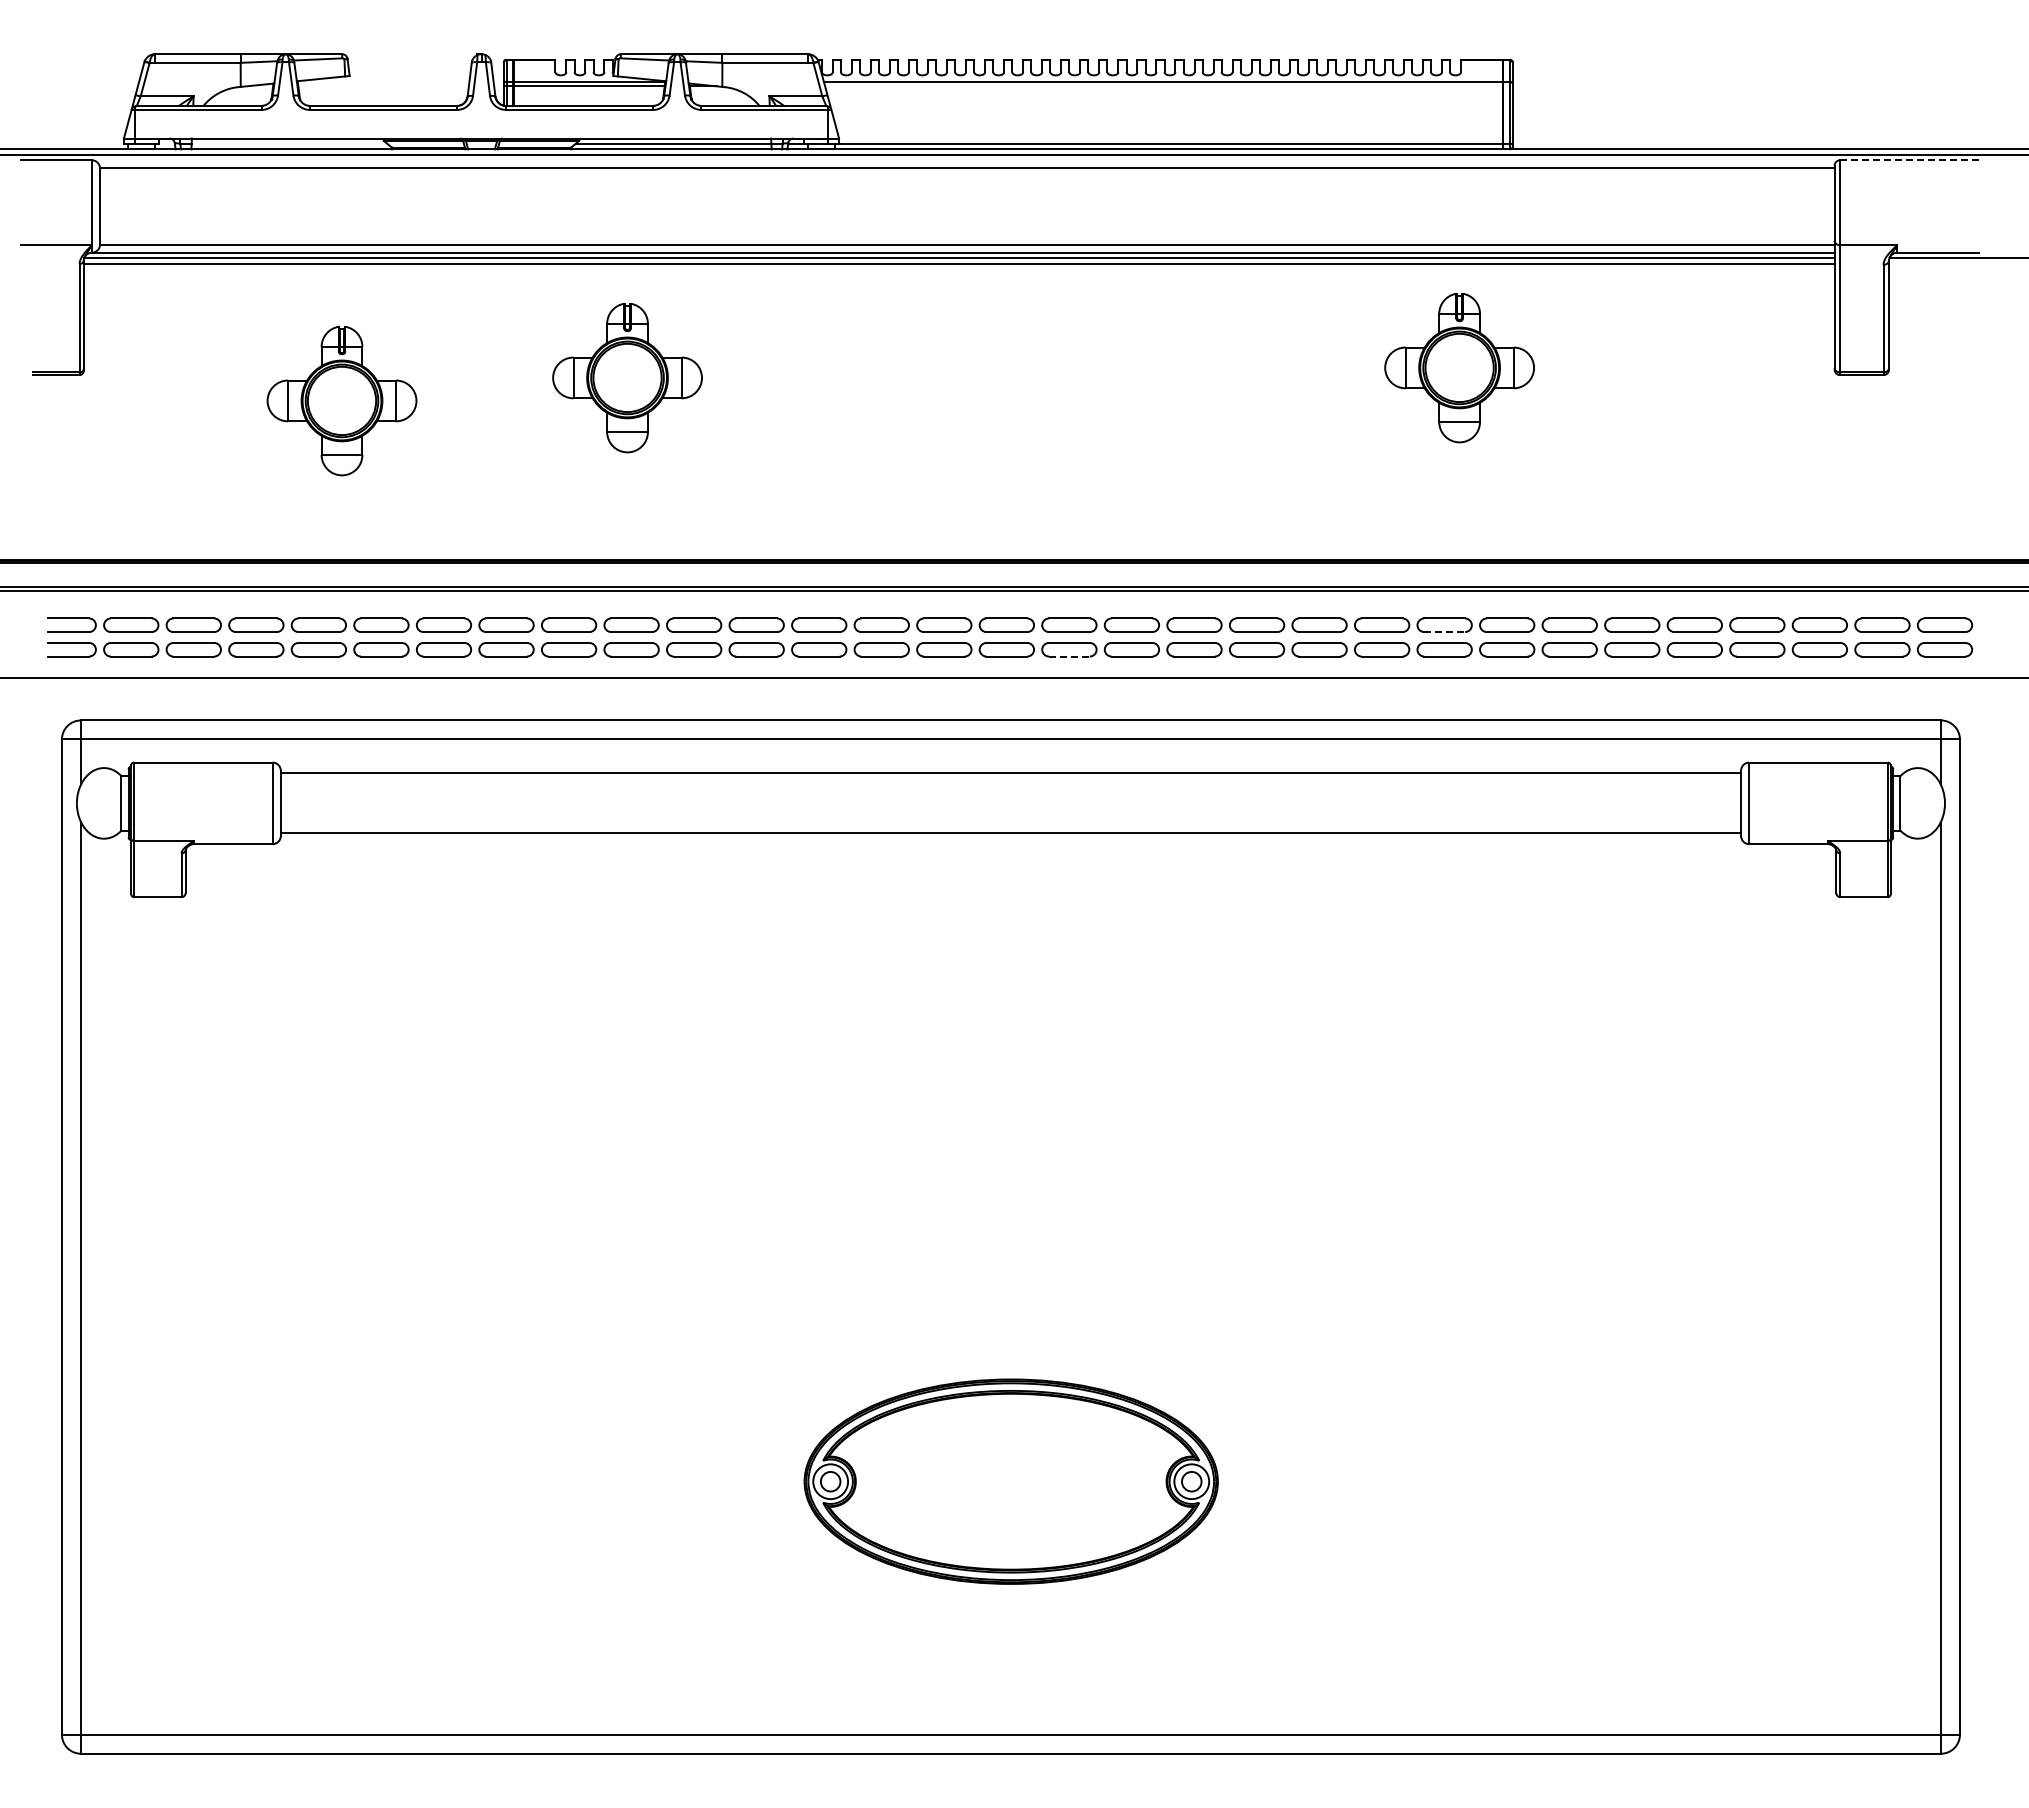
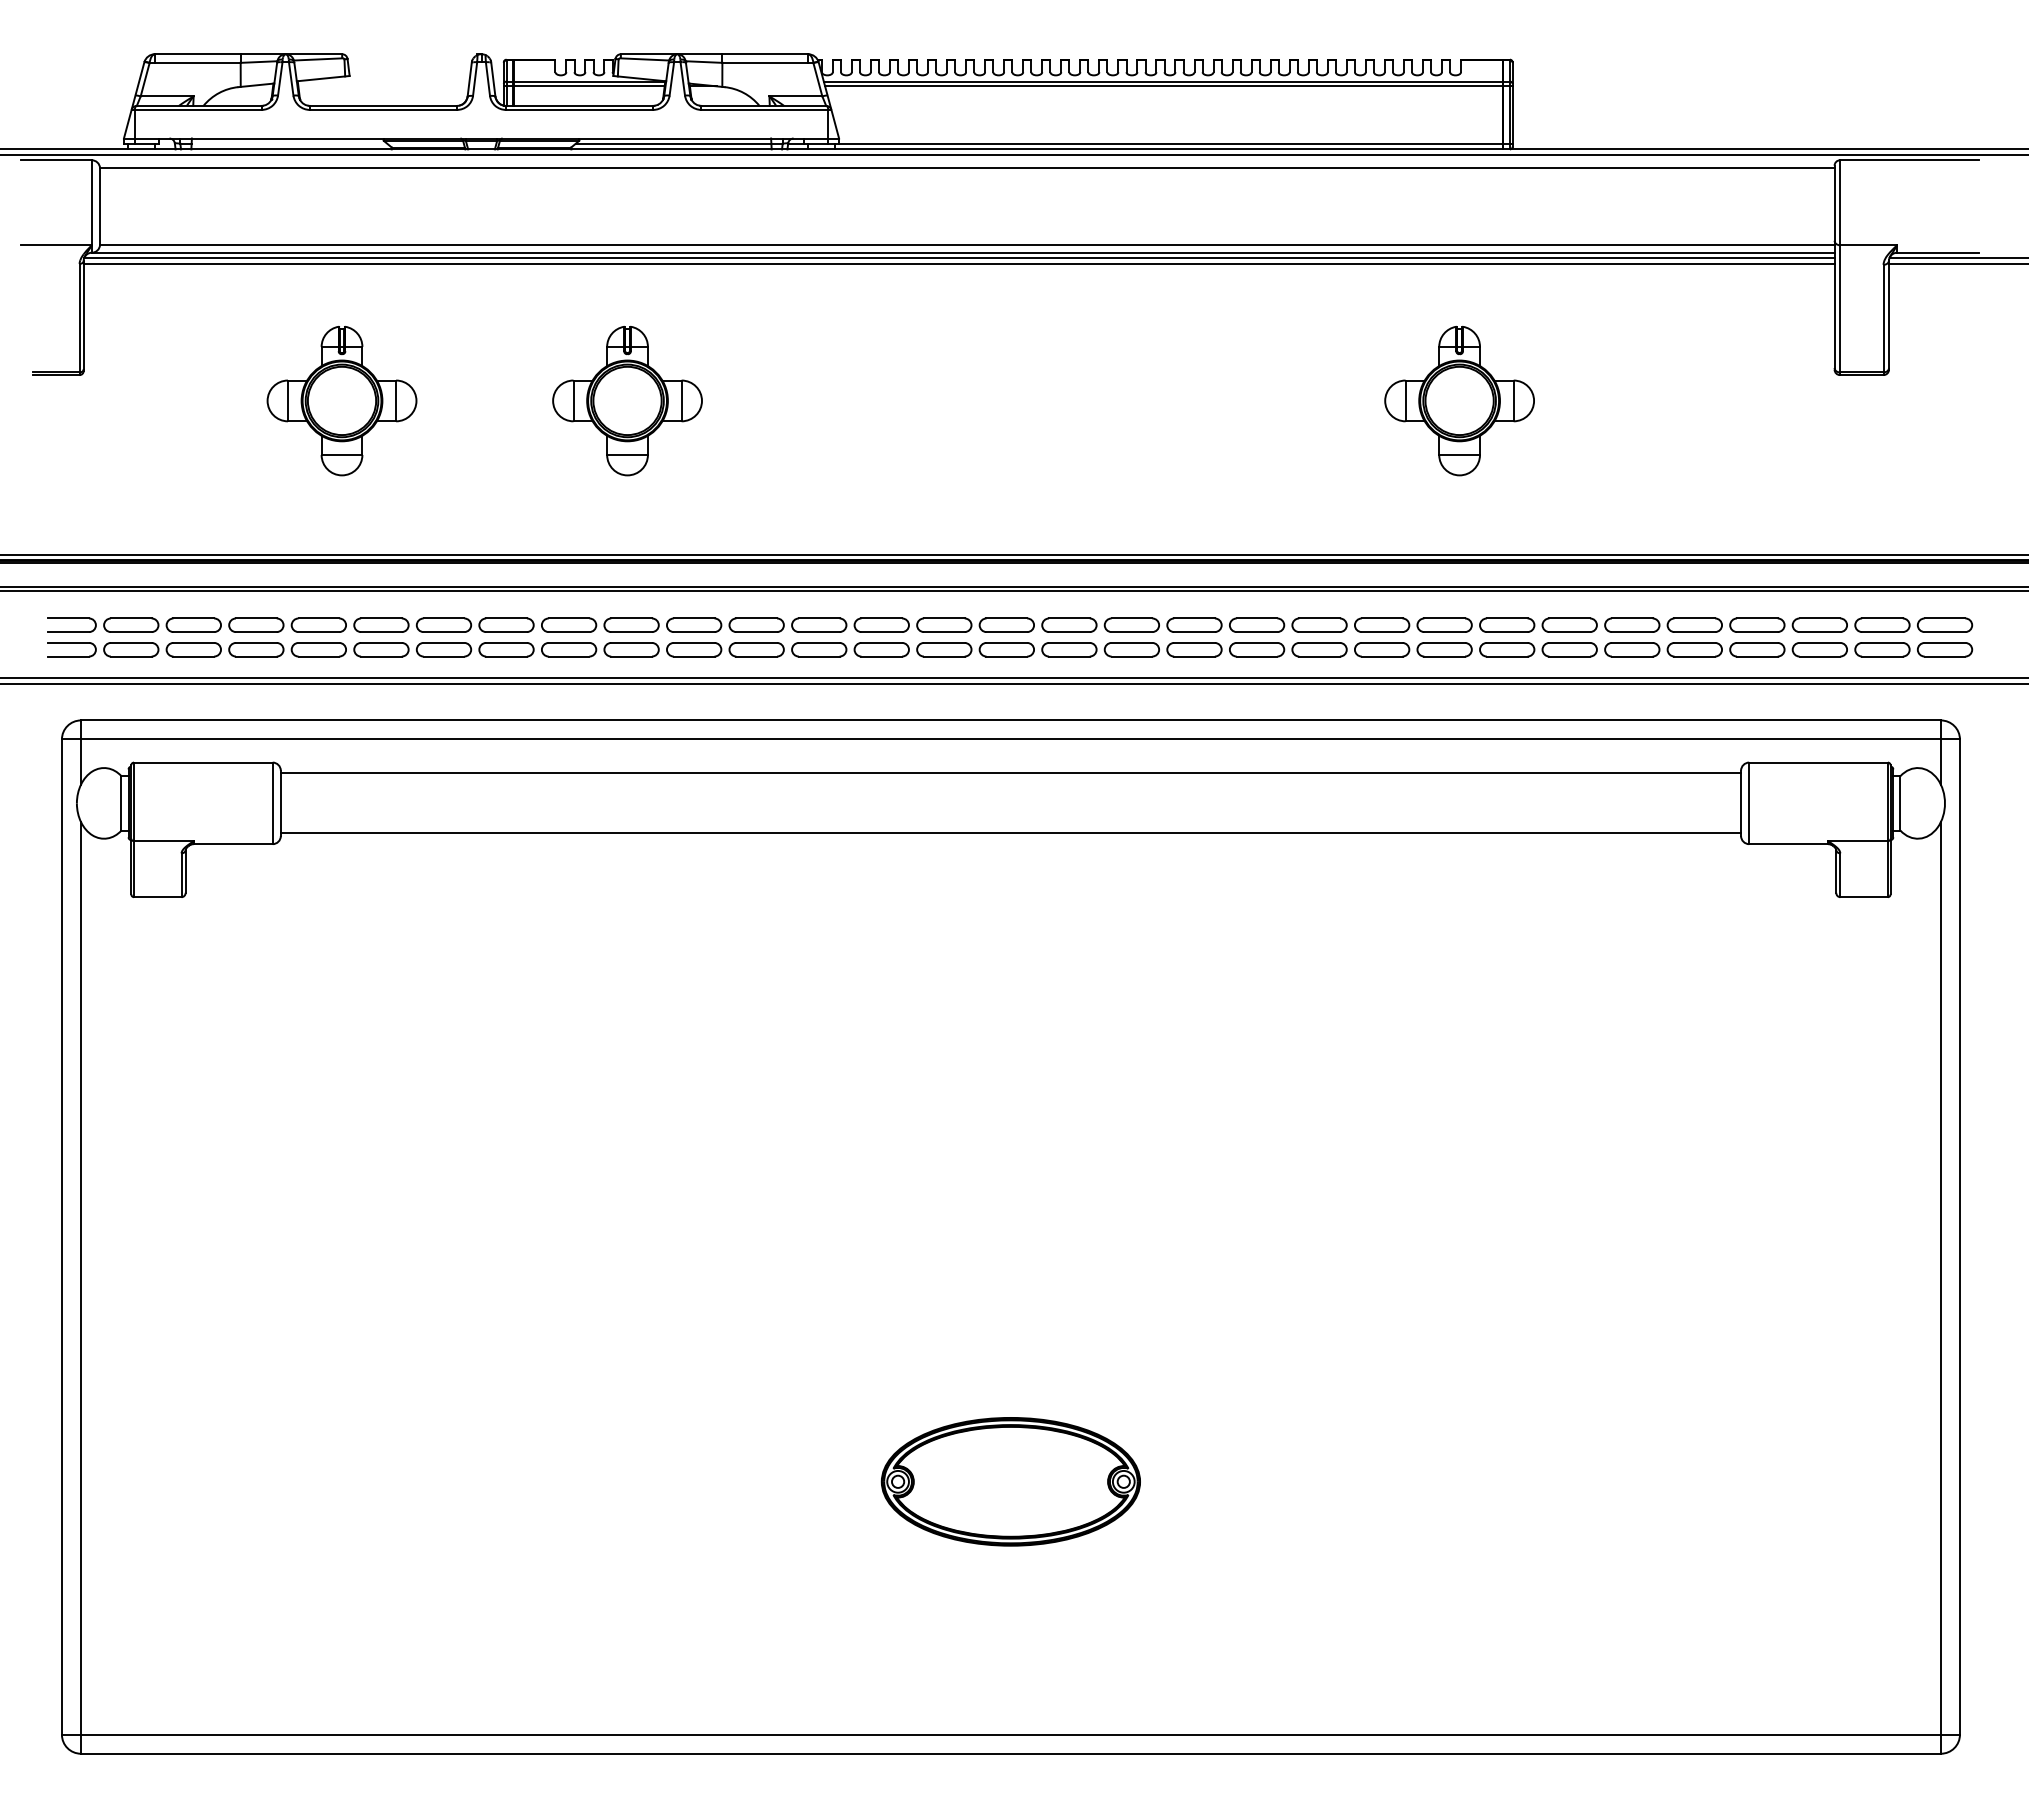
line: none -> present (1168, 86)
line: dashed -> solid (1908, 160)
line: none -> present (1956, 263)
part position: (1459, 367) -> (1459, 400) (1459, 400)
part position: (627, 378) -> (627, 401) (627, 401)
line: none -> present (1013, 554)
line: dashed -> solid (1445, 632)
line: dashed -> solid (1069, 656)
line: none -> present (1013, 683)
part size: 416x207 px -> 261x130 px (1010, 1481)
